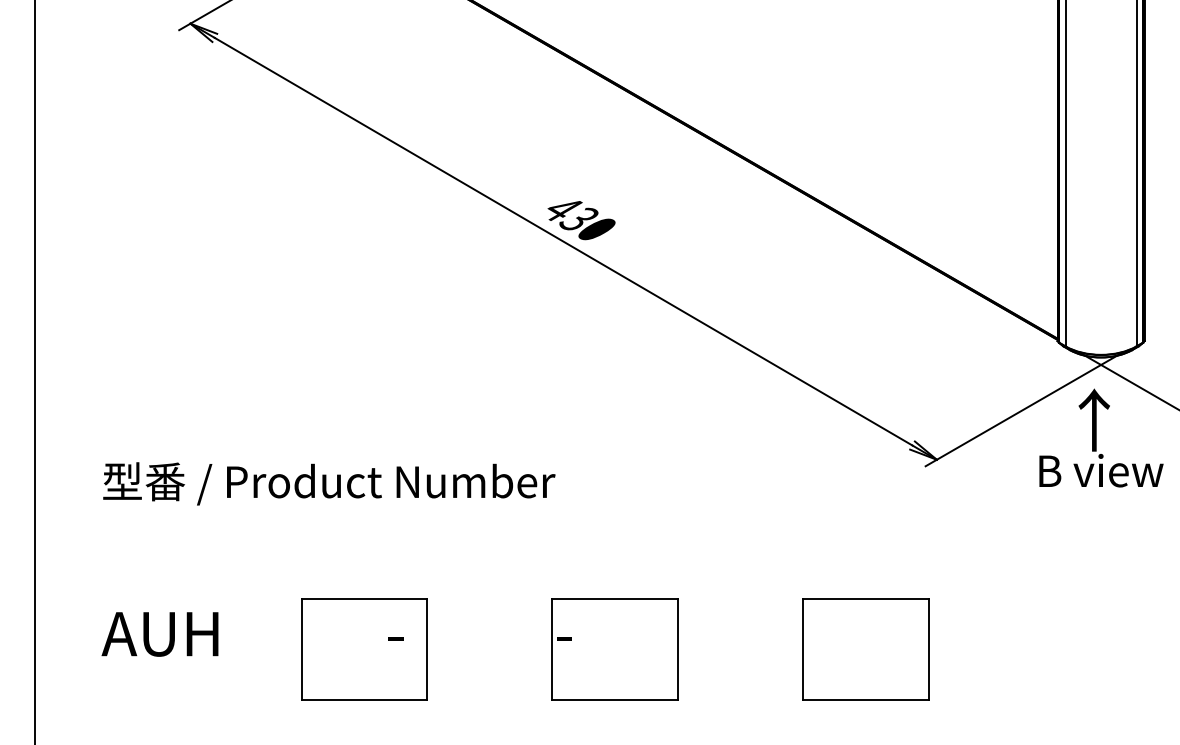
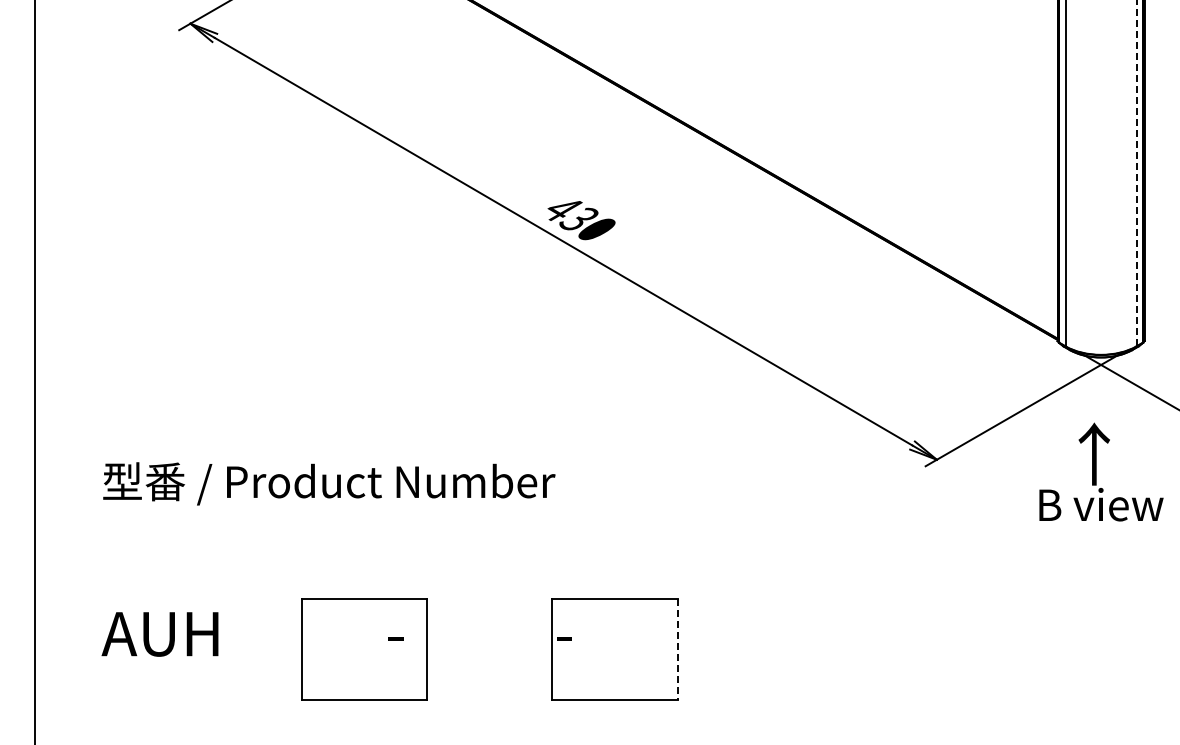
line: solid -> dashed (1136, 173)
text position: (1101, 437) -> (1101, 471) (1101, 471)
part: present -> none (865, 649)
line: solid -> dashed (677, 650)
